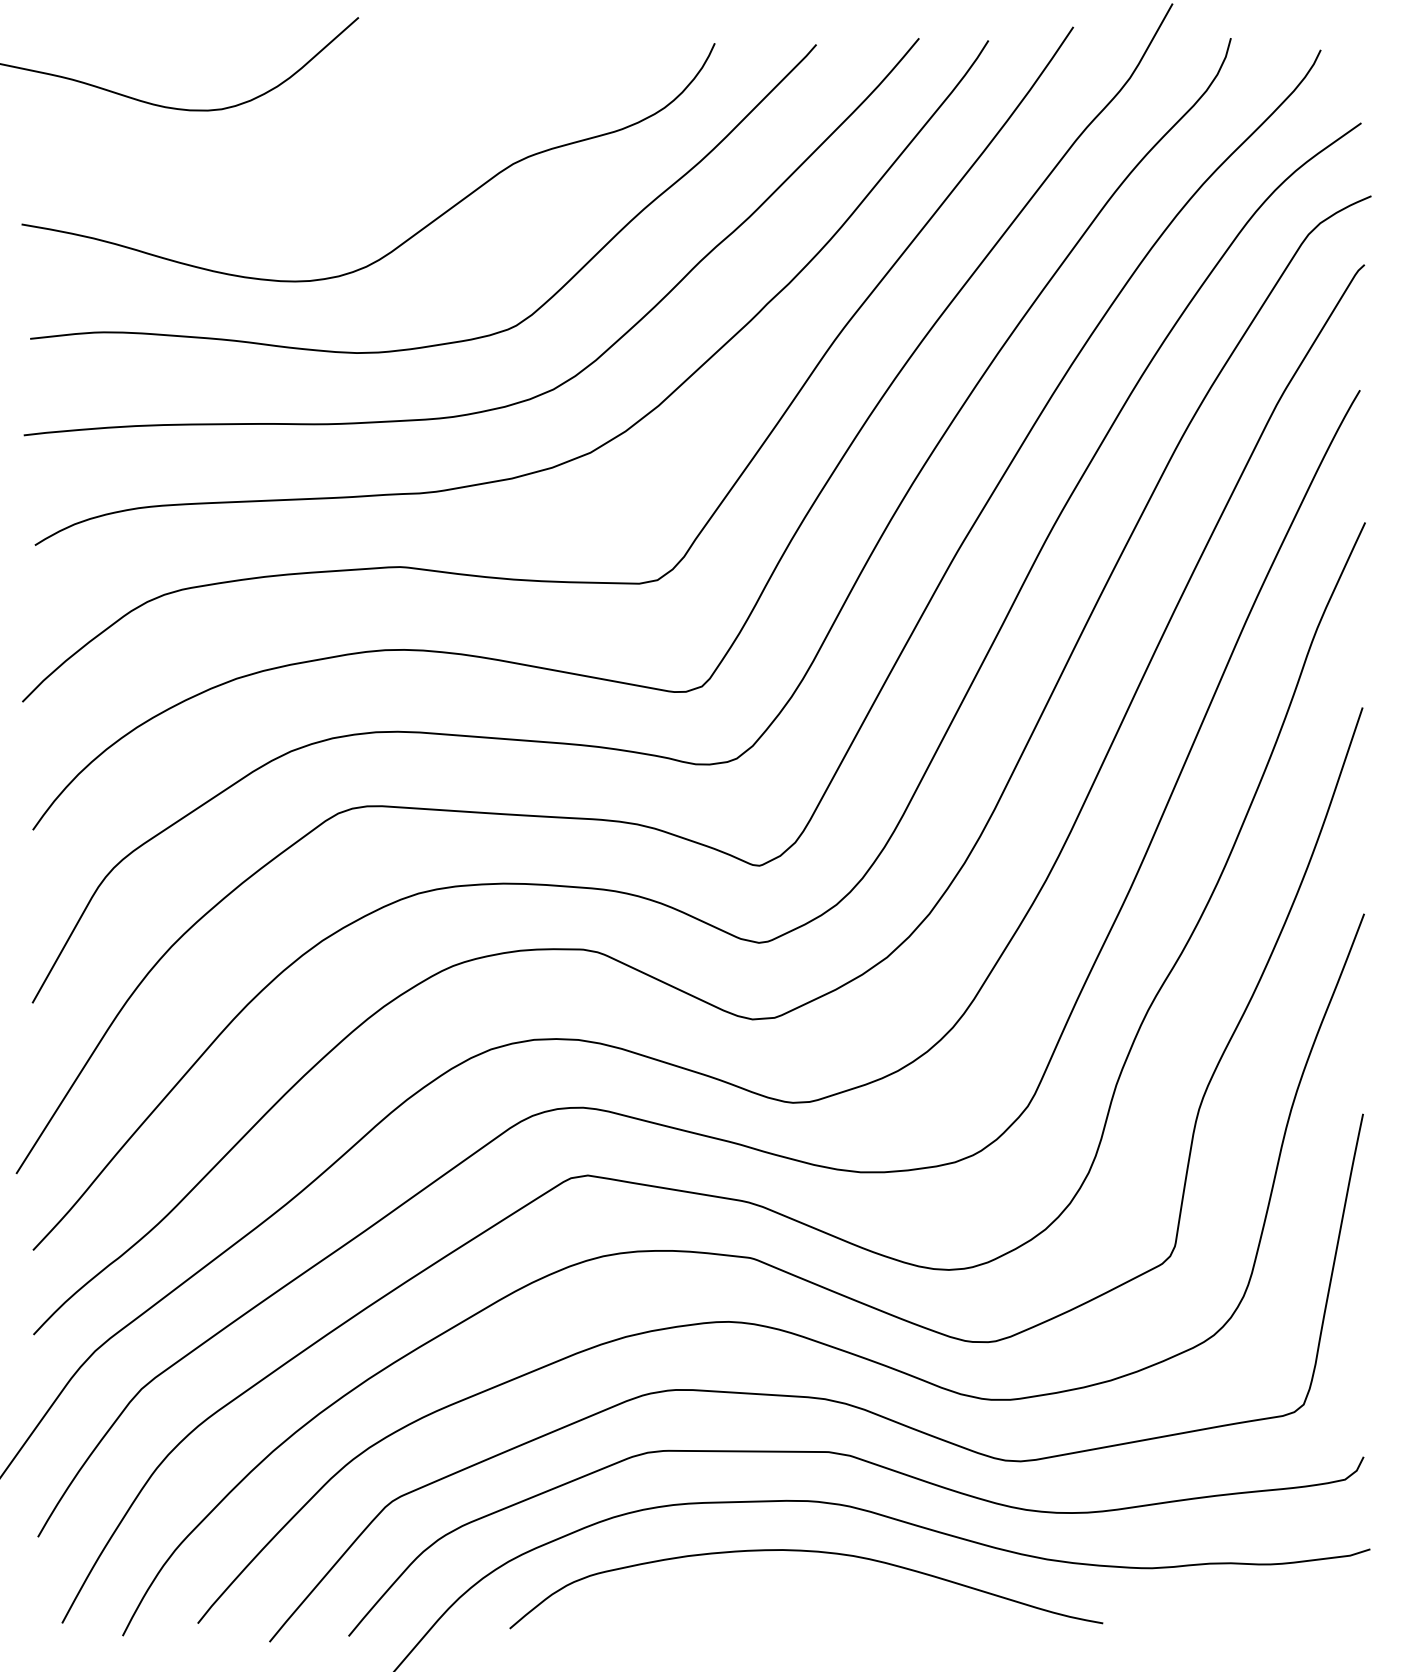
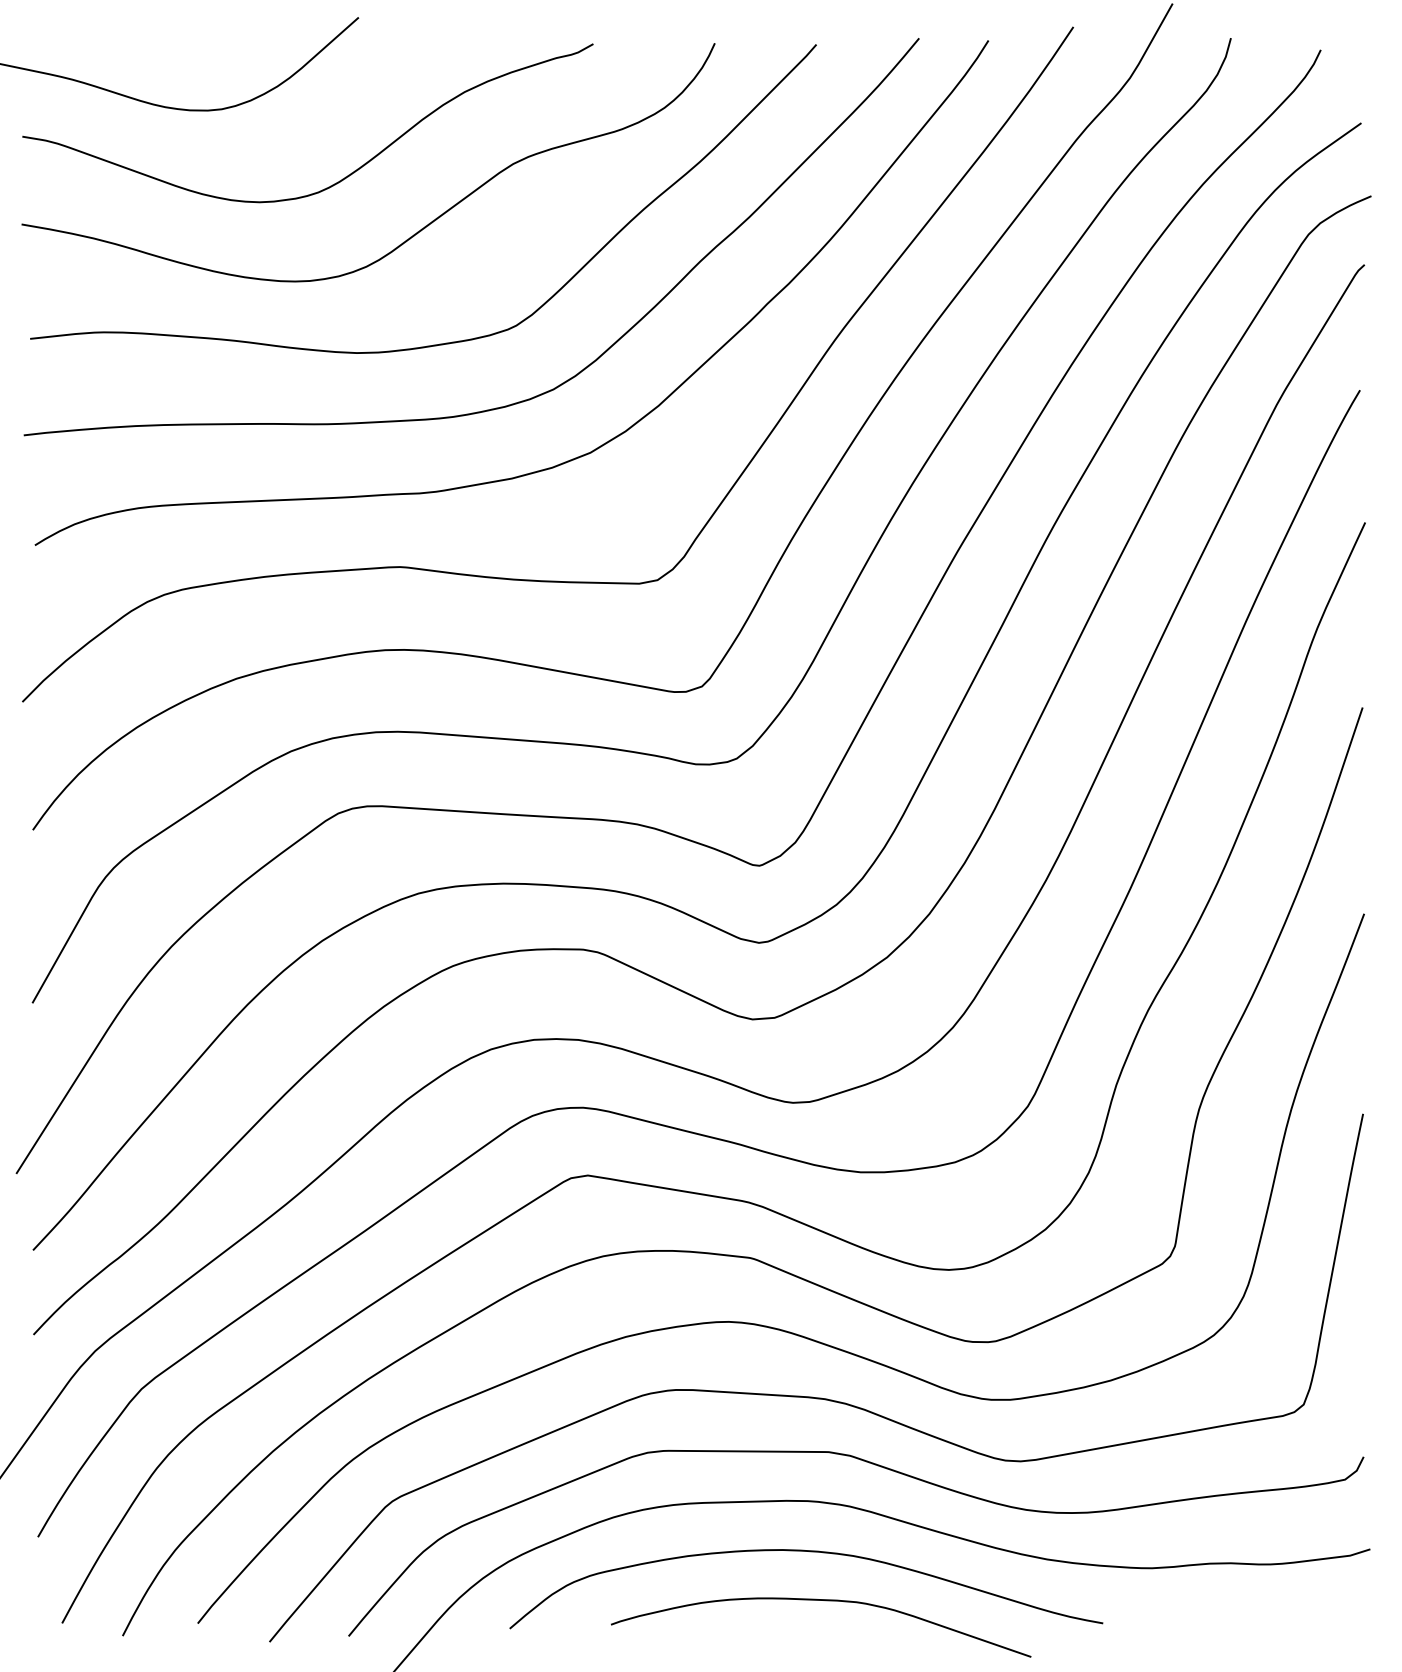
curve: none -> present (342, 178)
curve: none -> present (825, 1601)
